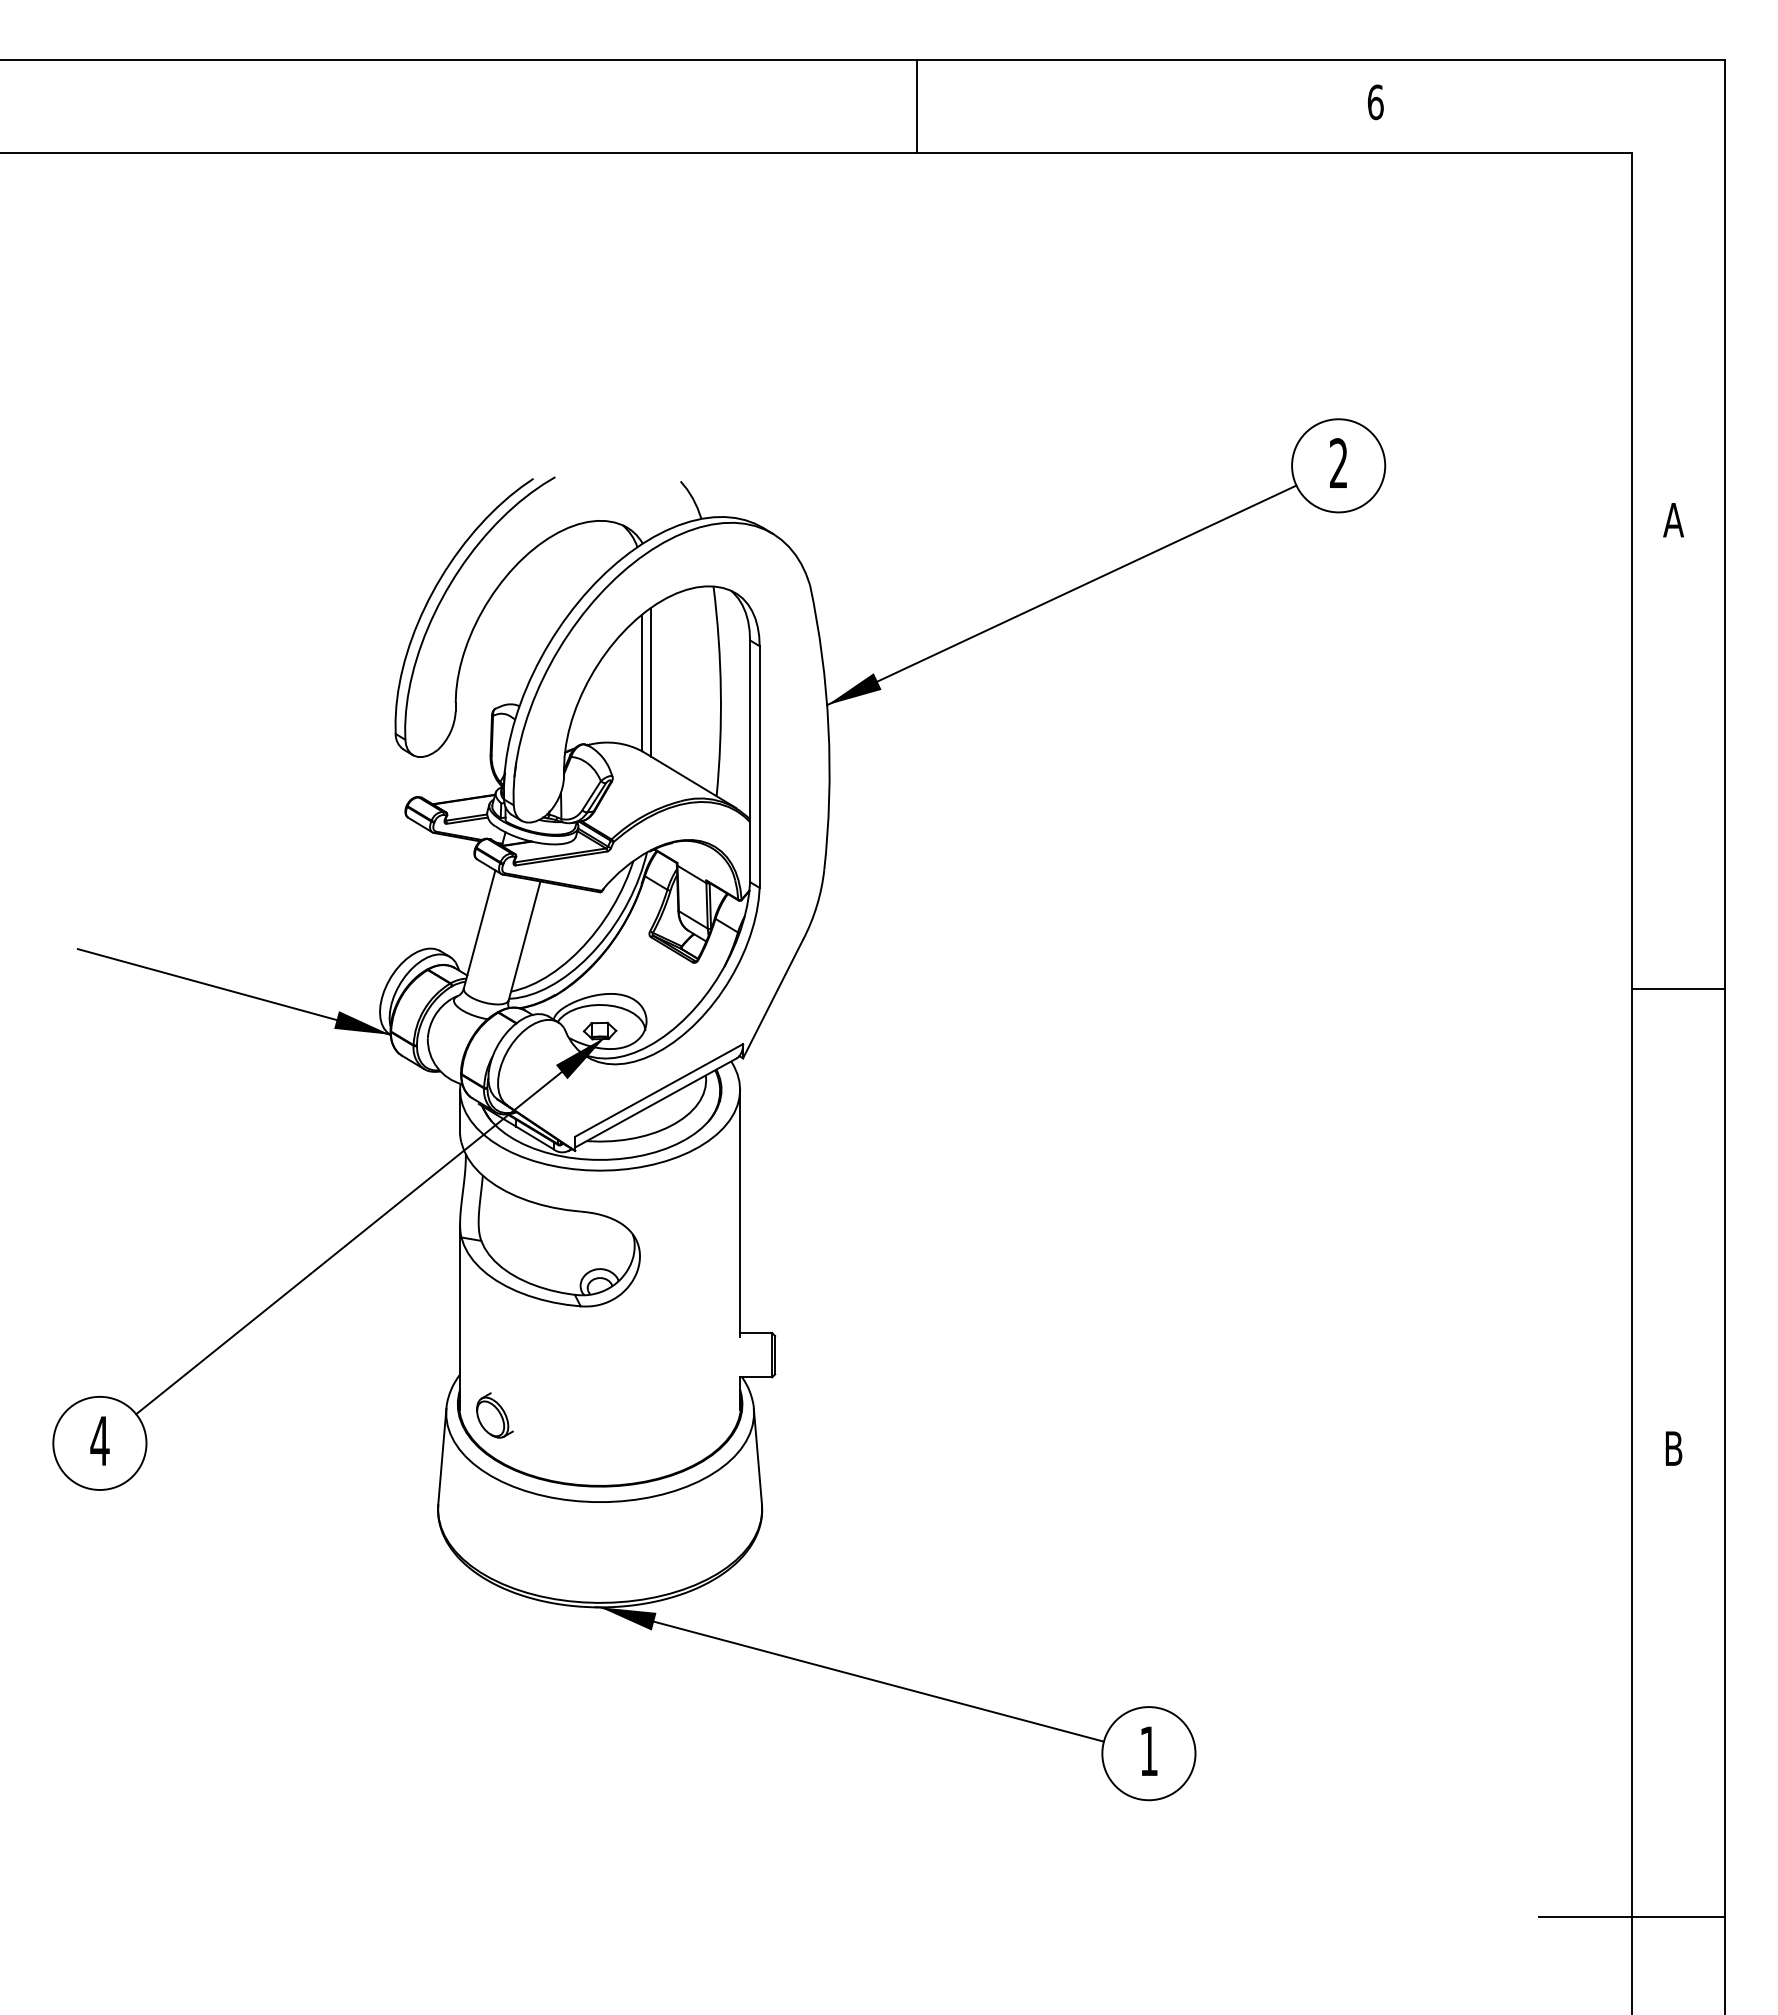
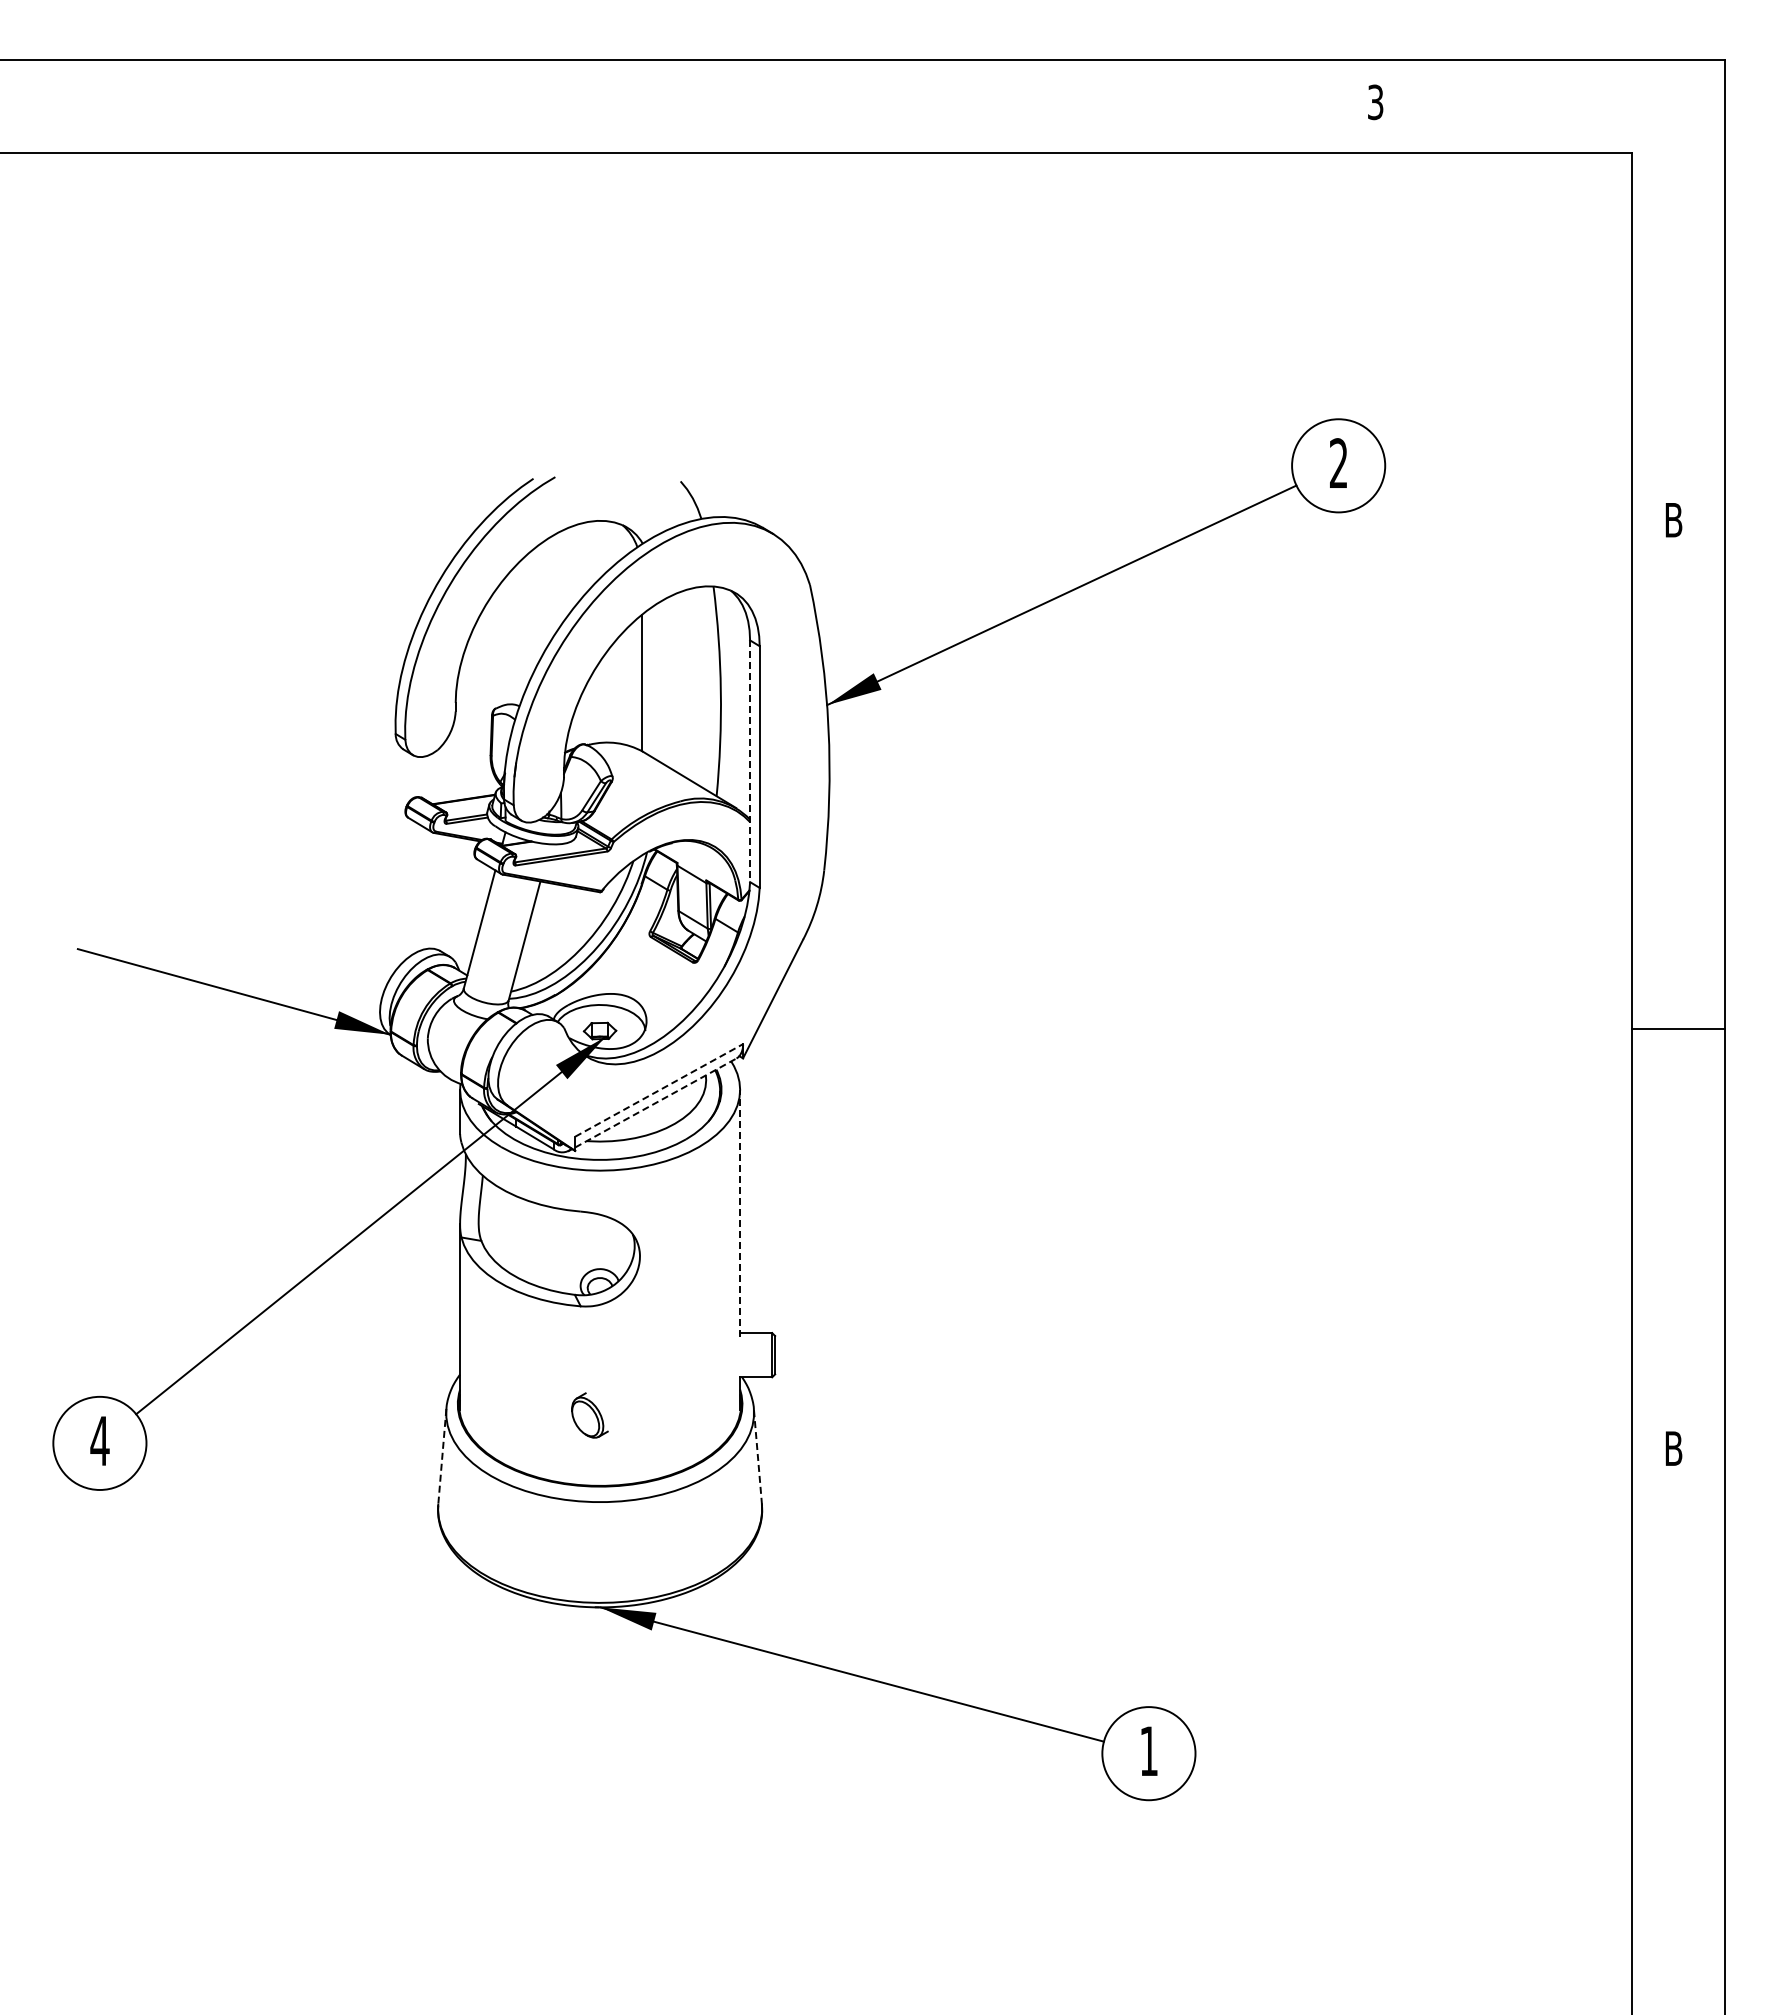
text: 6 -> 3 (1375, 102)
line: present -> none (916, 106)
text: A -> B (1673, 520)
line: present -> none (651, 681)
line: solid -> dashed (750, 761)
line position: (1677, 988) -> (1677, 1028) (1677, 1028)
line: solid -> dashed (659, 1090)
line: solid -> dashed (656, 1102)
line: solid -> dashed (740, 1213)
part position: (494, 1415) -> (589, 1415) (589, 1415)
line: solid -> dashed (757, 1456)
line: solid -> dashed (442, 1457)
line: present -> none (1631, 1917)
